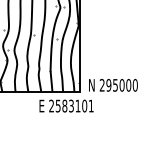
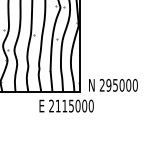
text: 2583101 -> 2115000 (74, 105)
